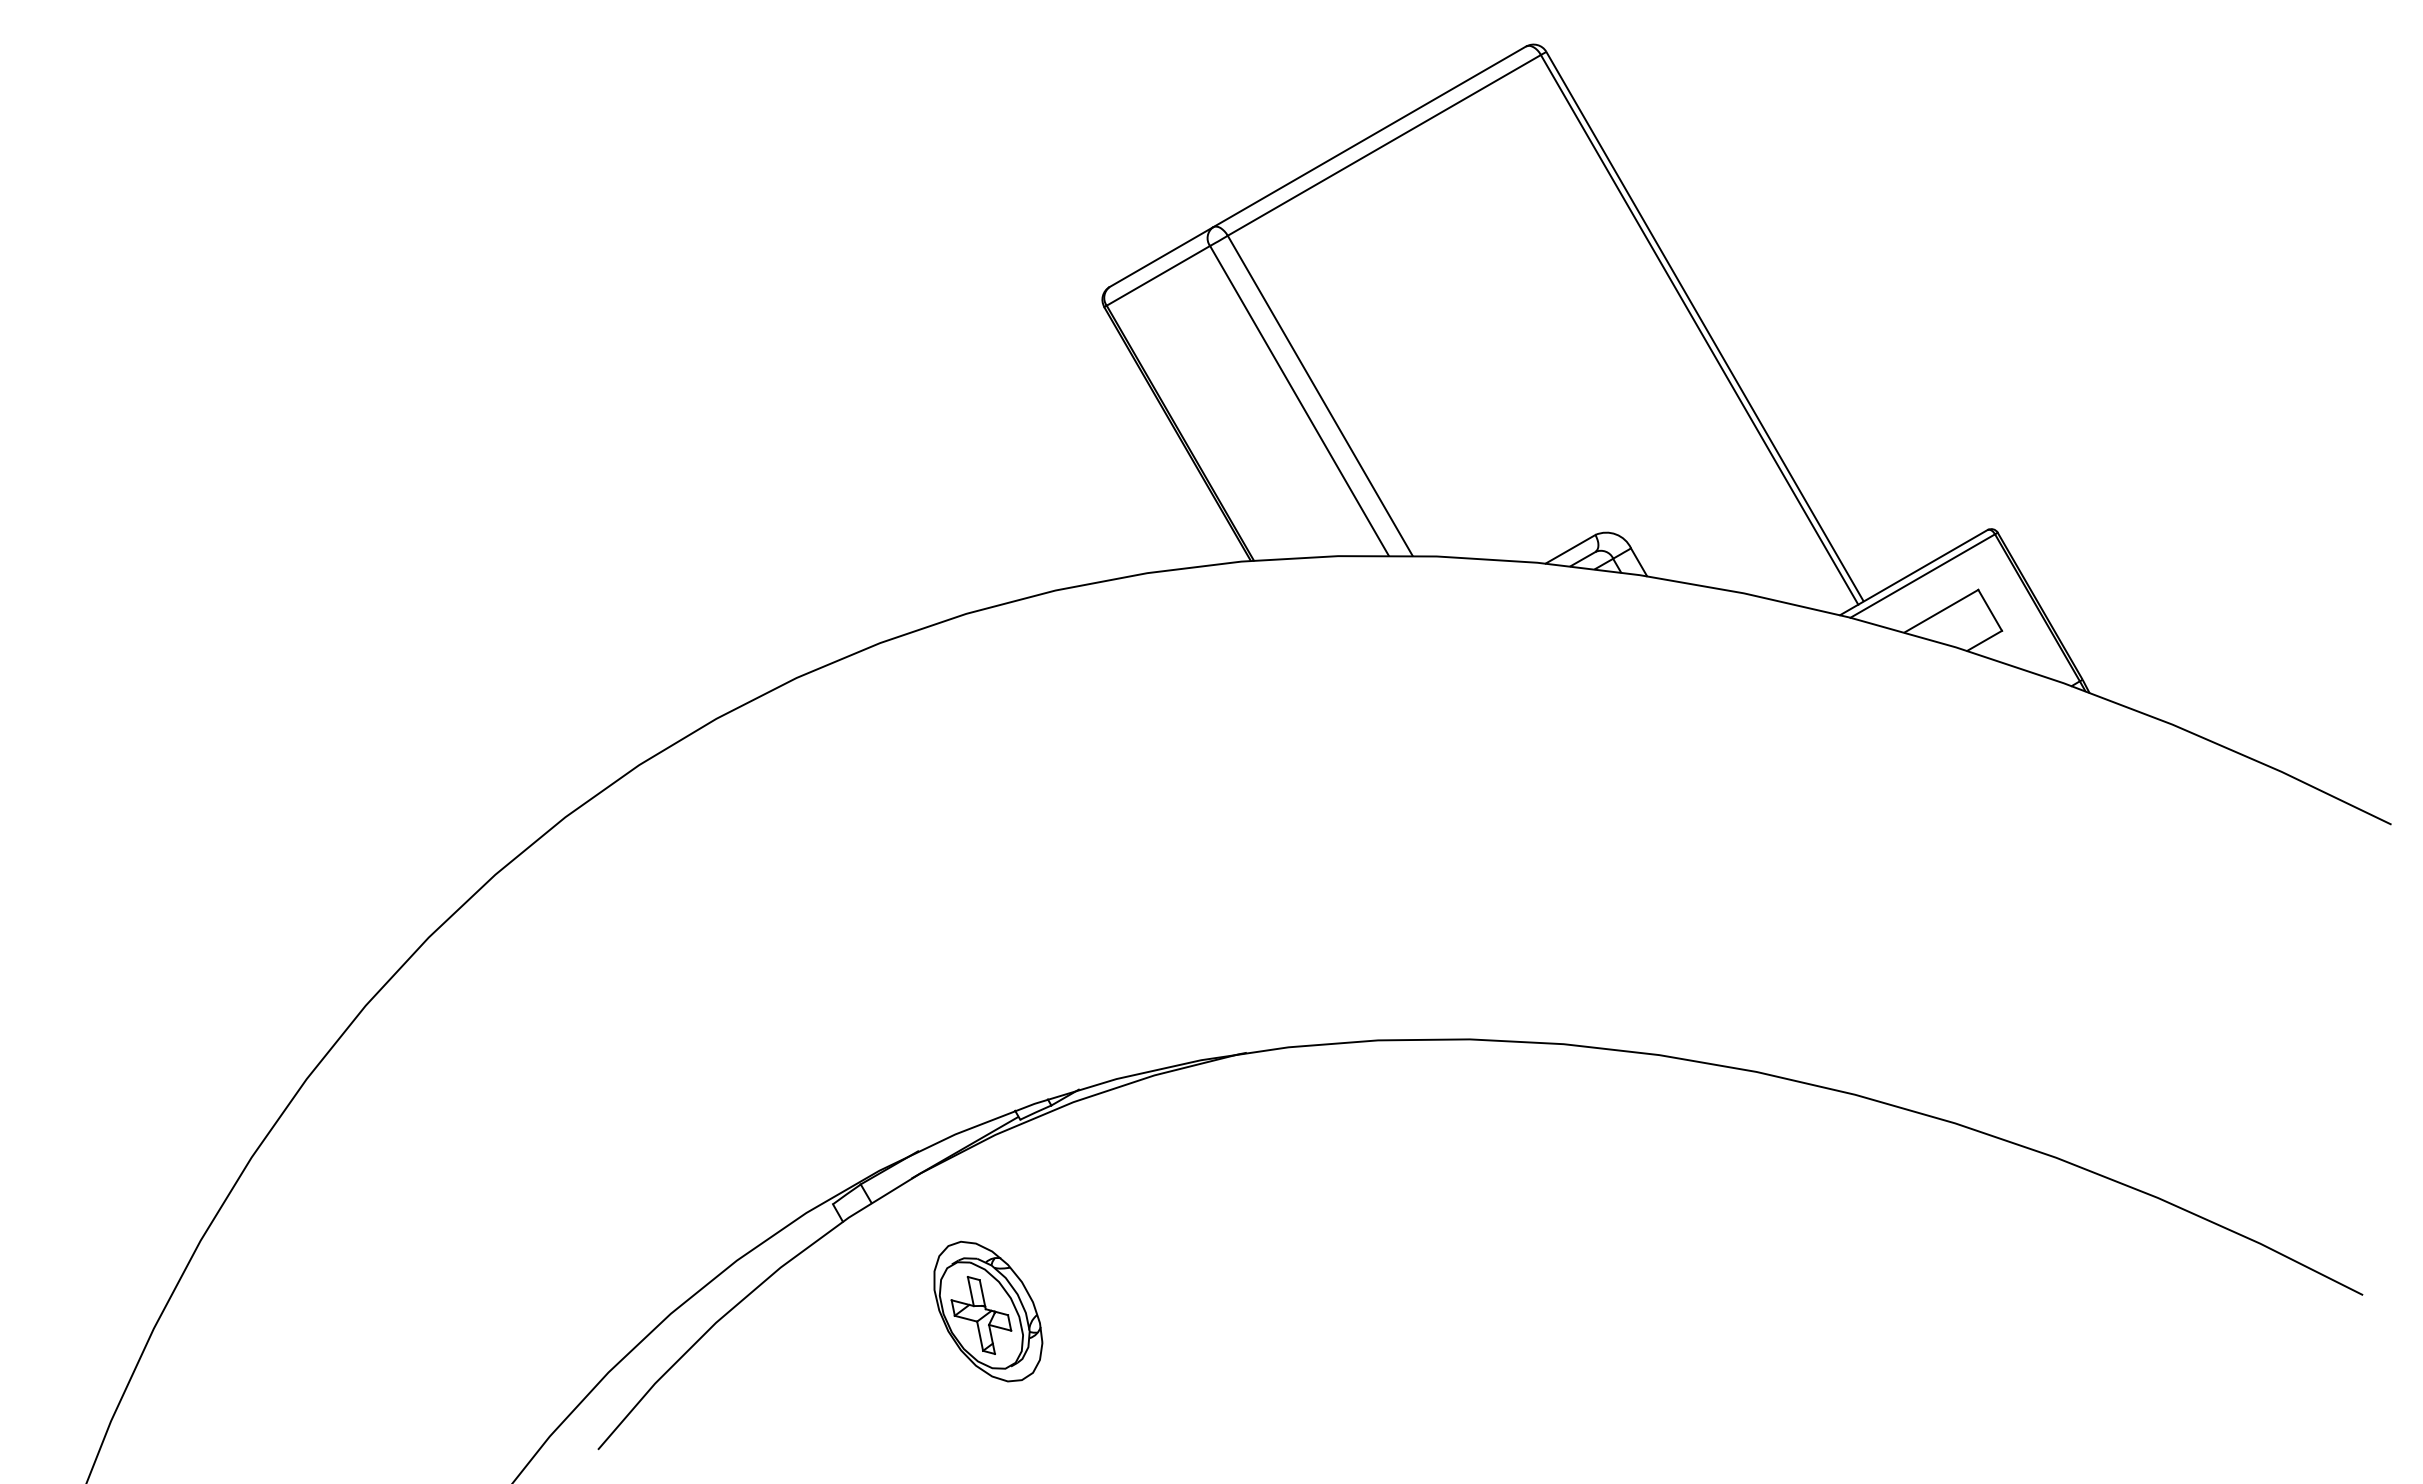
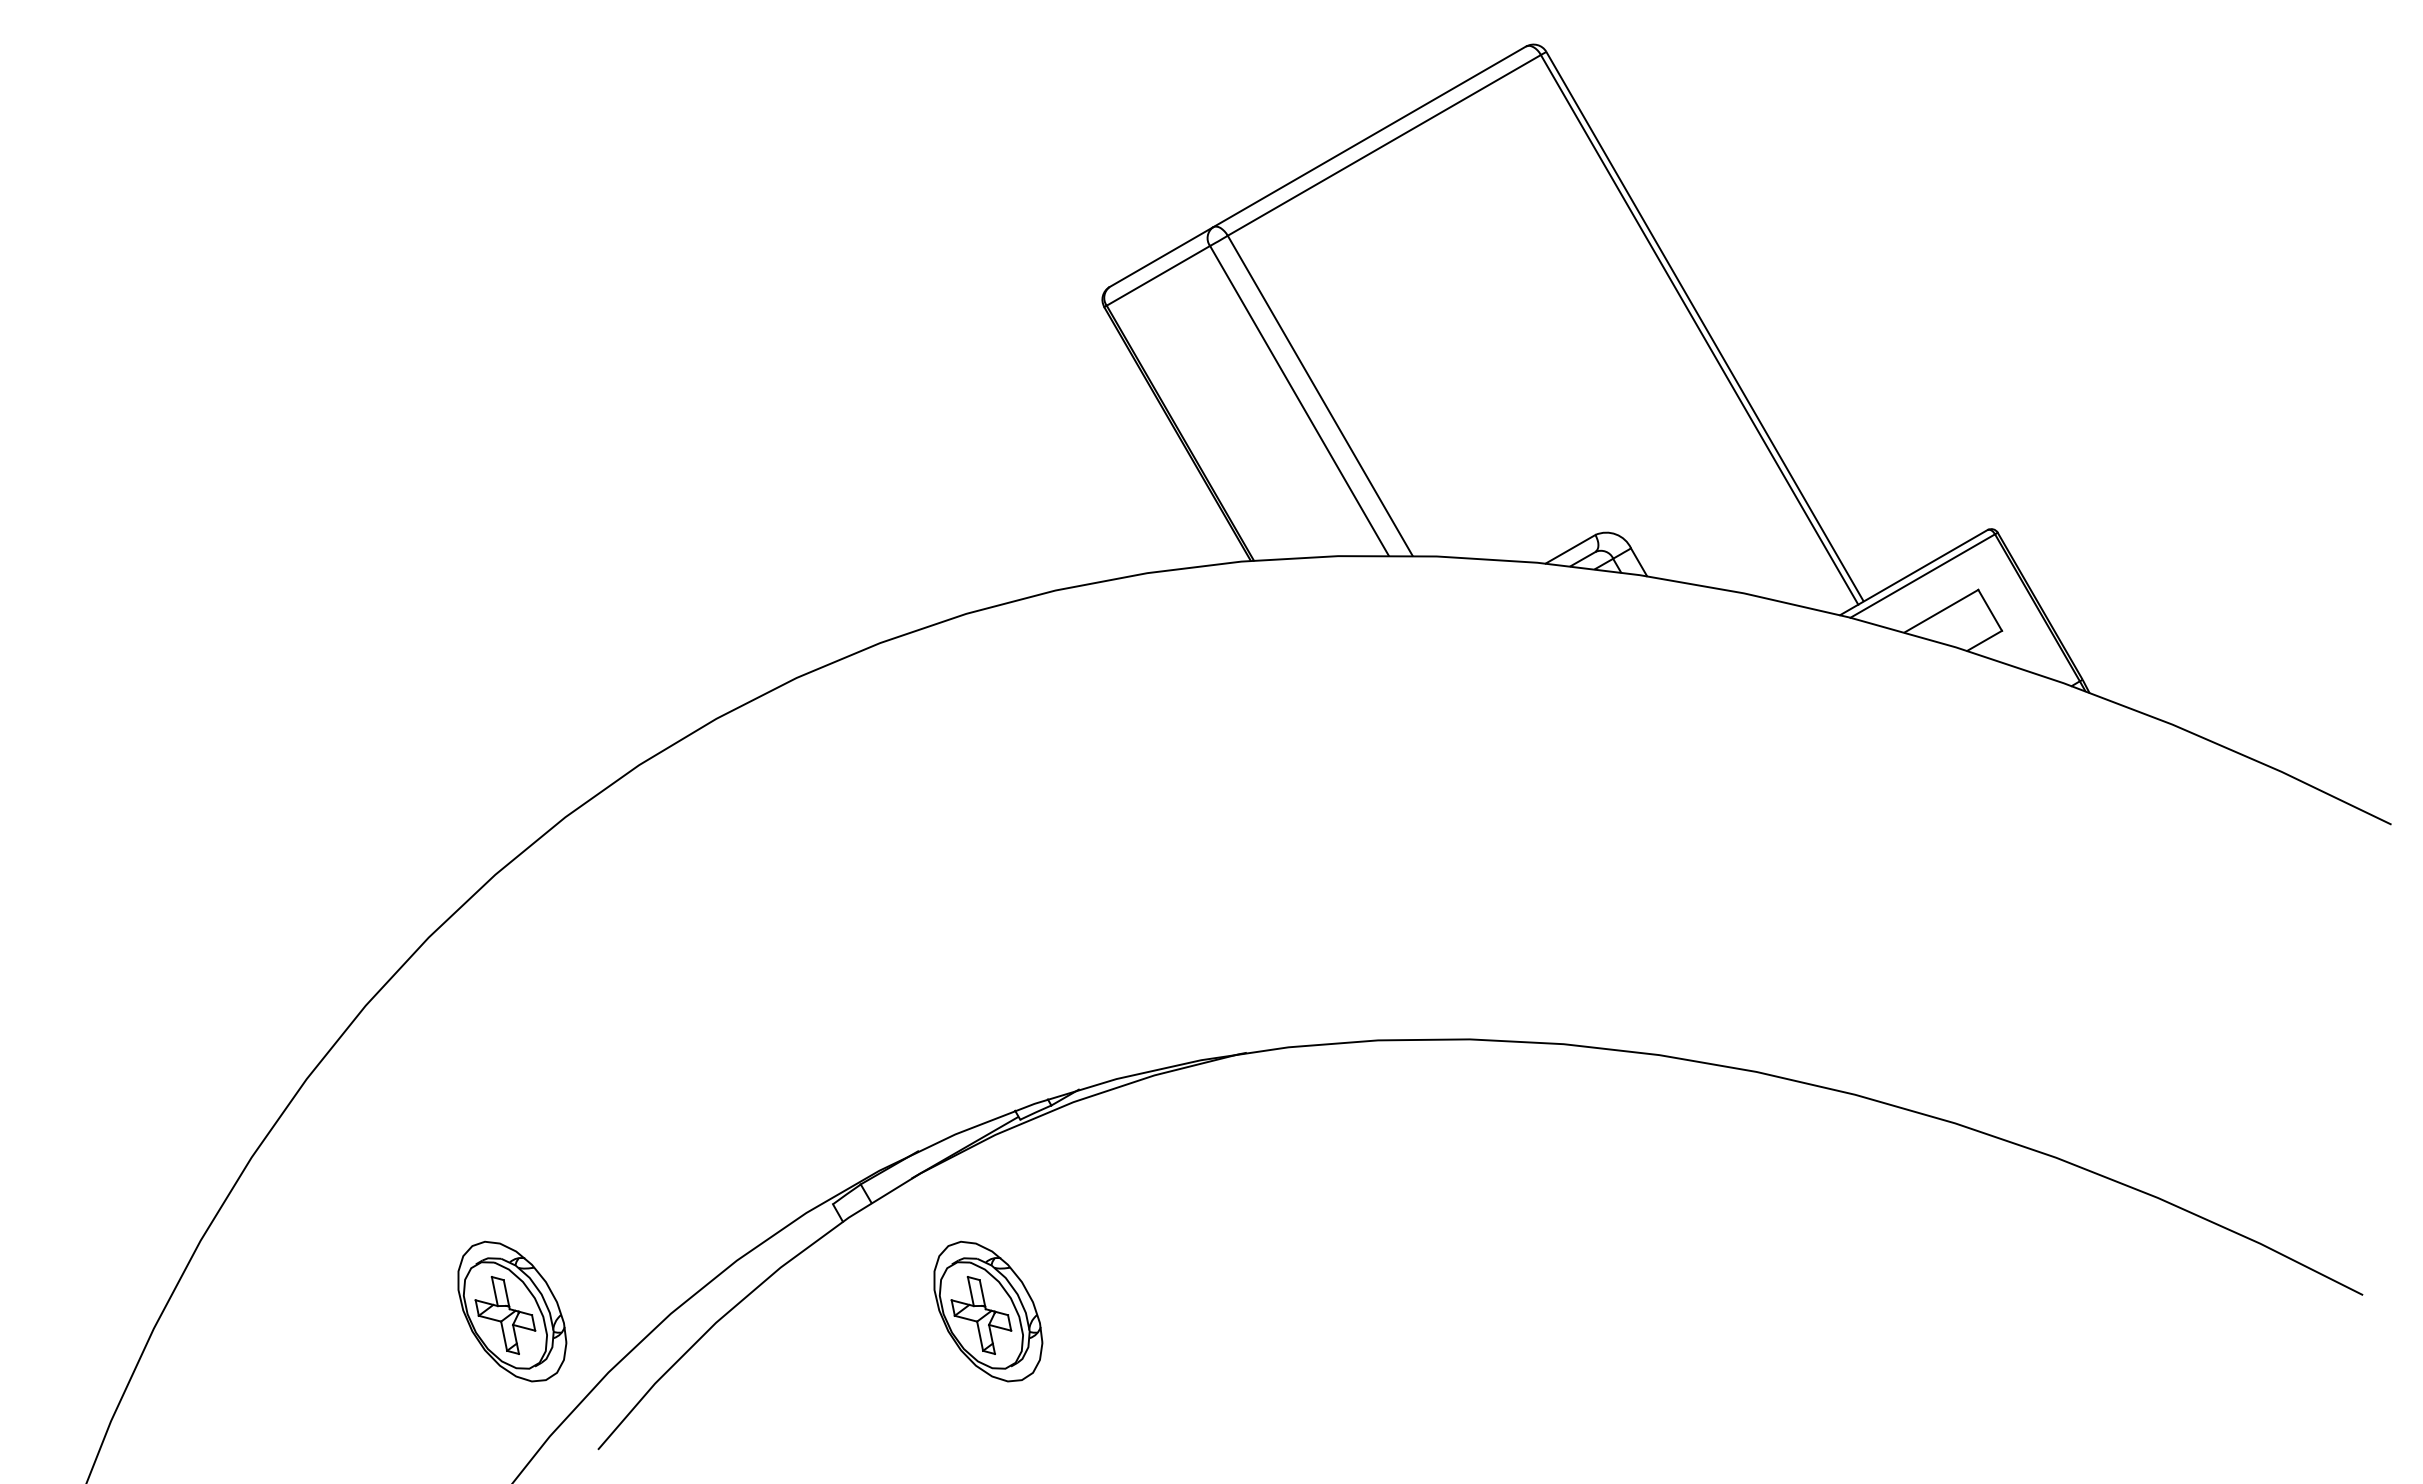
part: none -> present (512, 1311)
